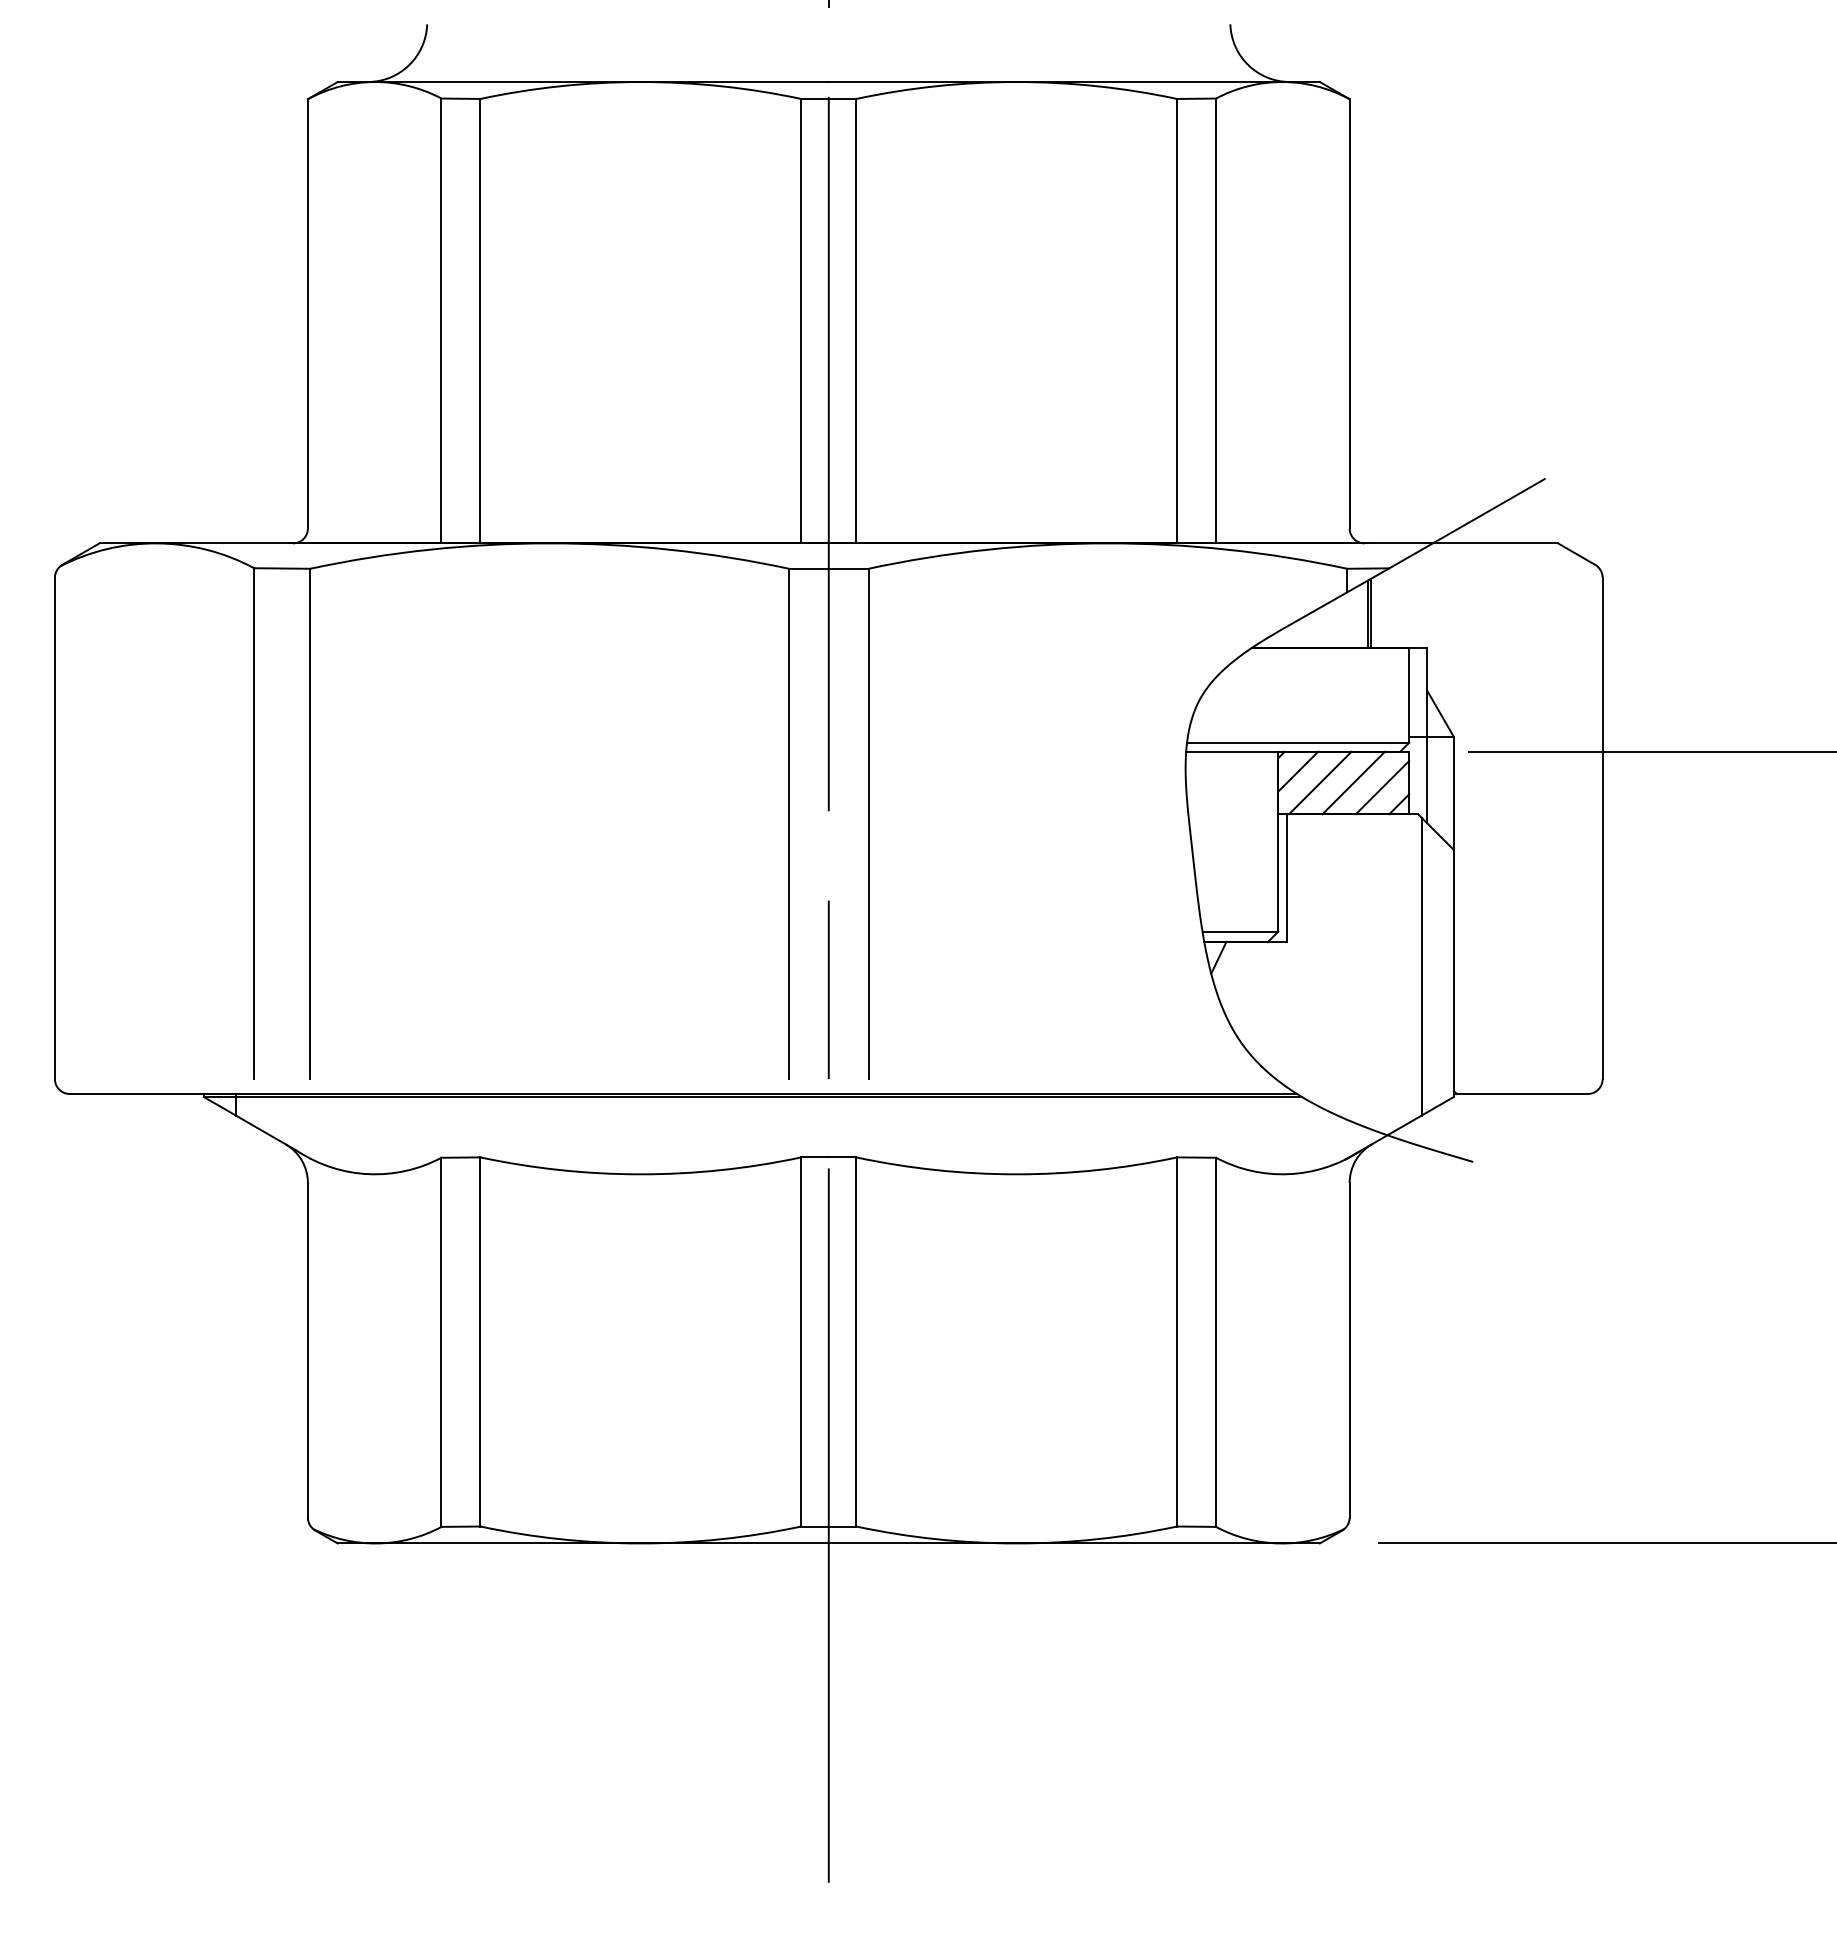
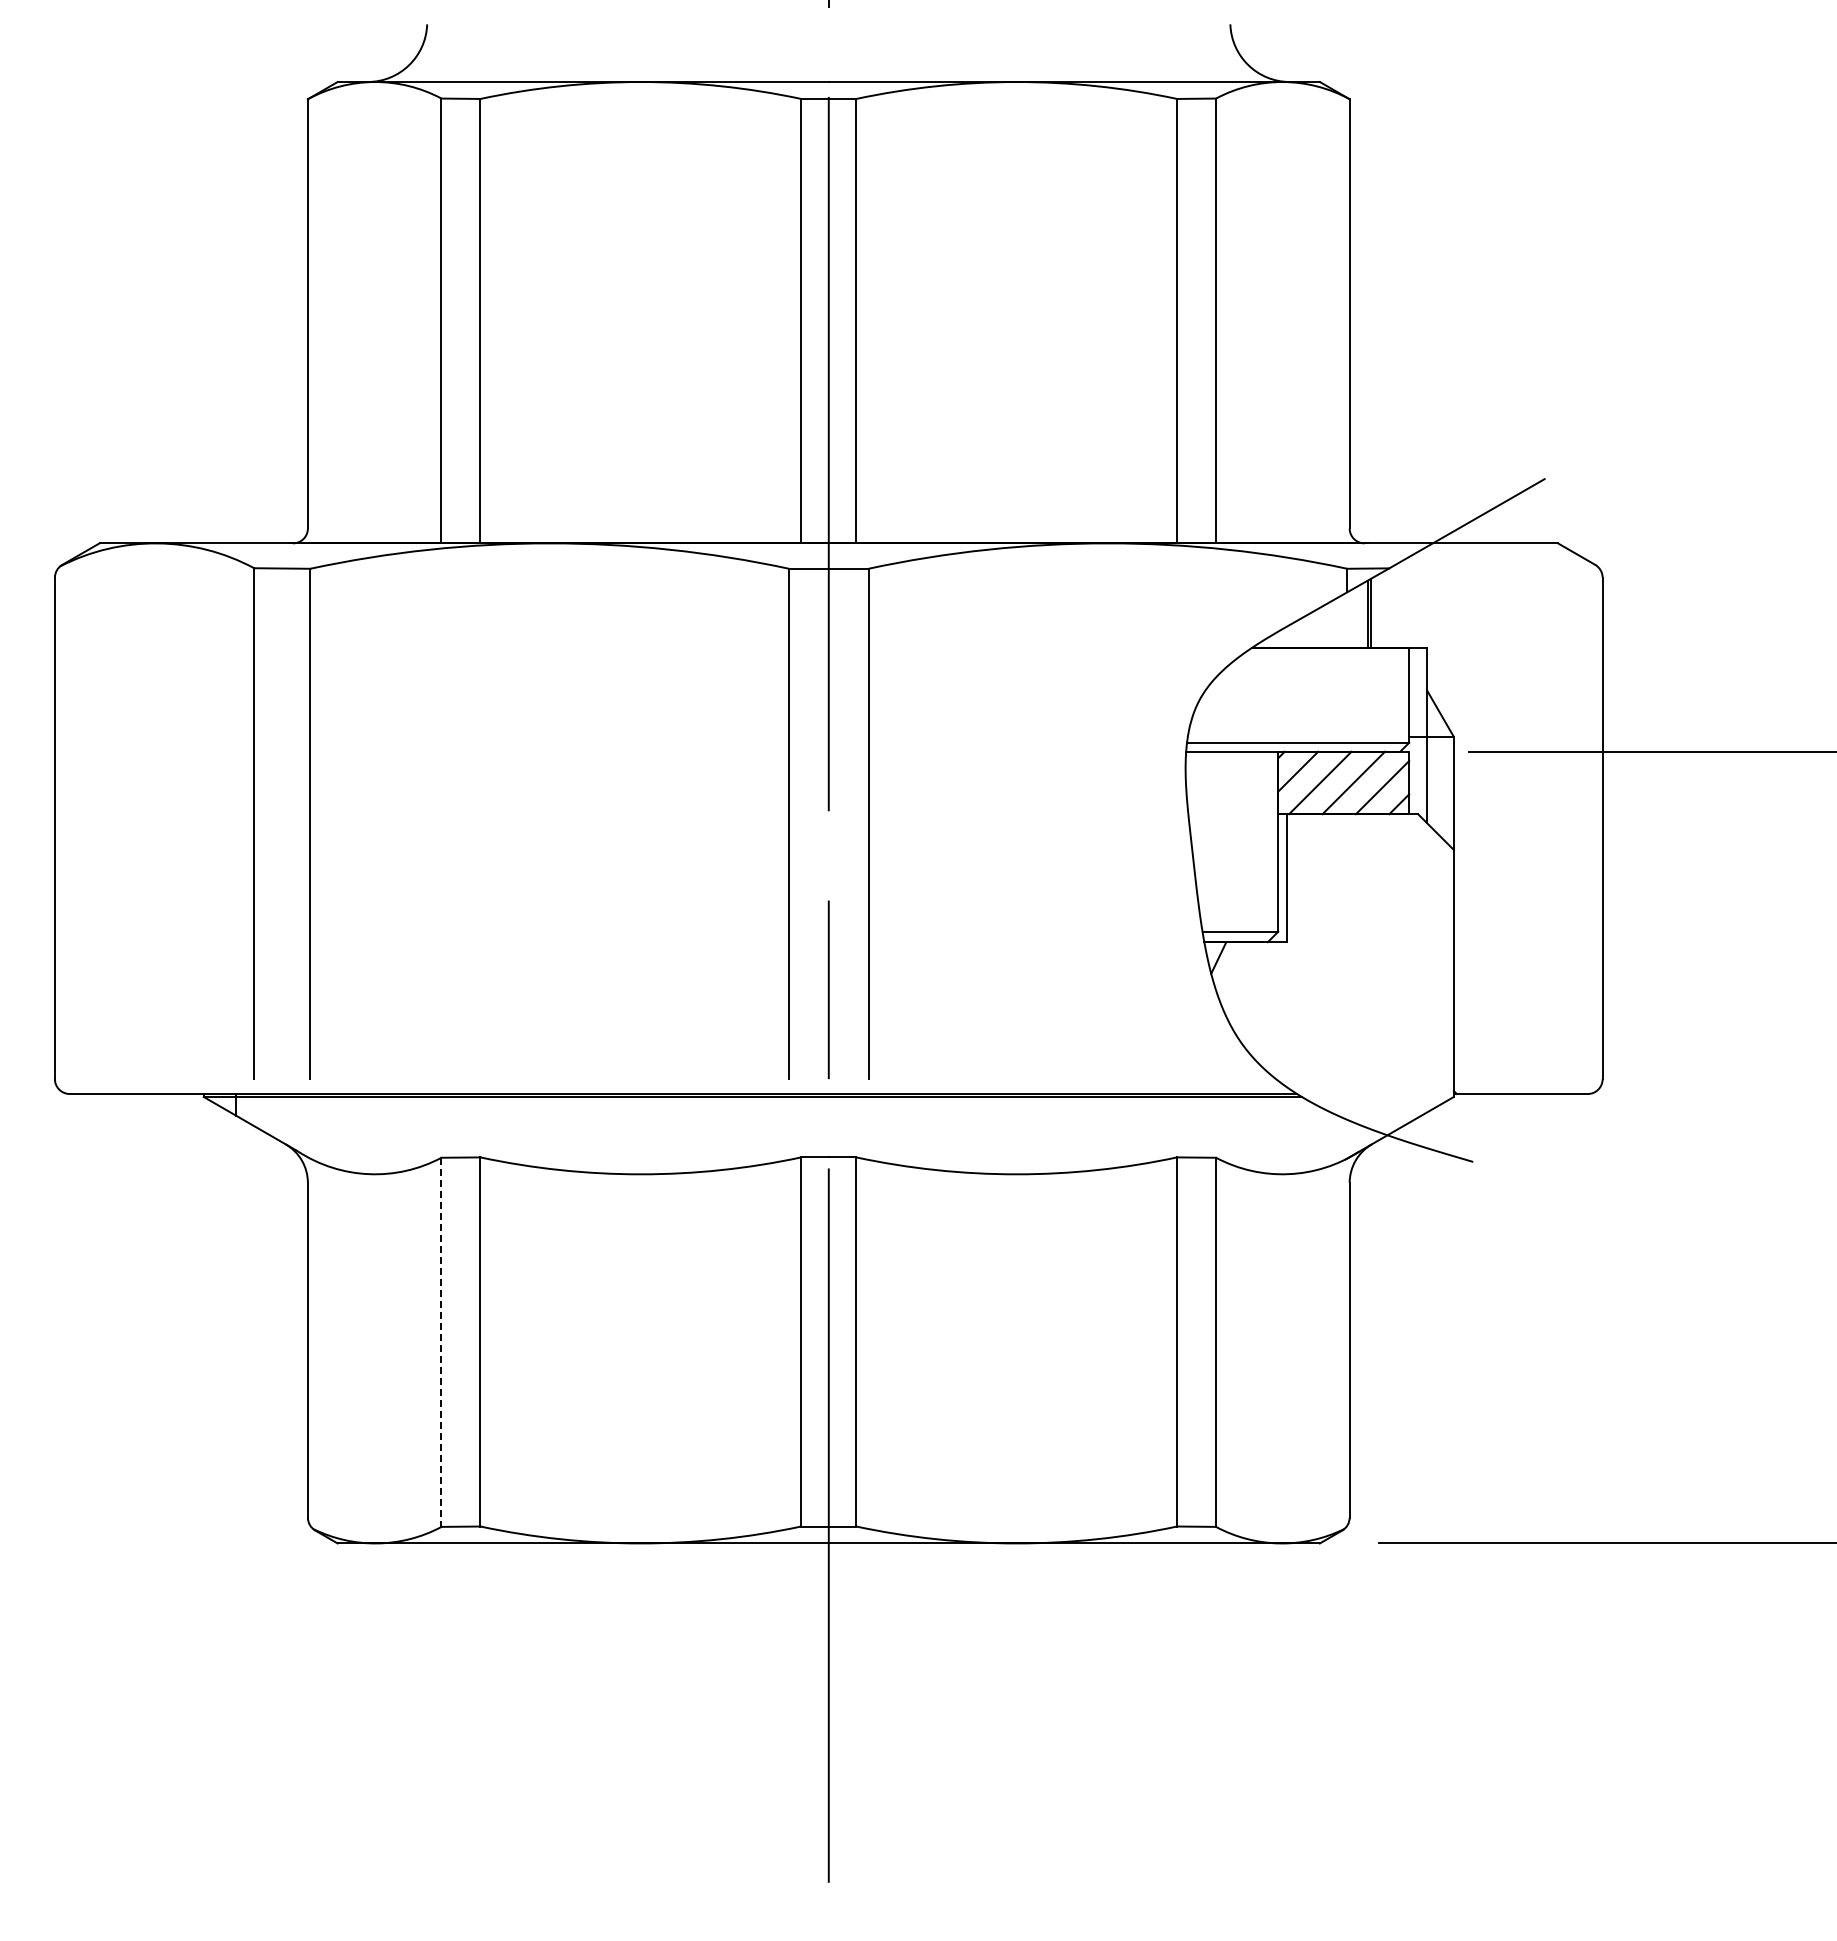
line: present -> none (1421, 966)
line: solid -> dashed (441, 1342)
